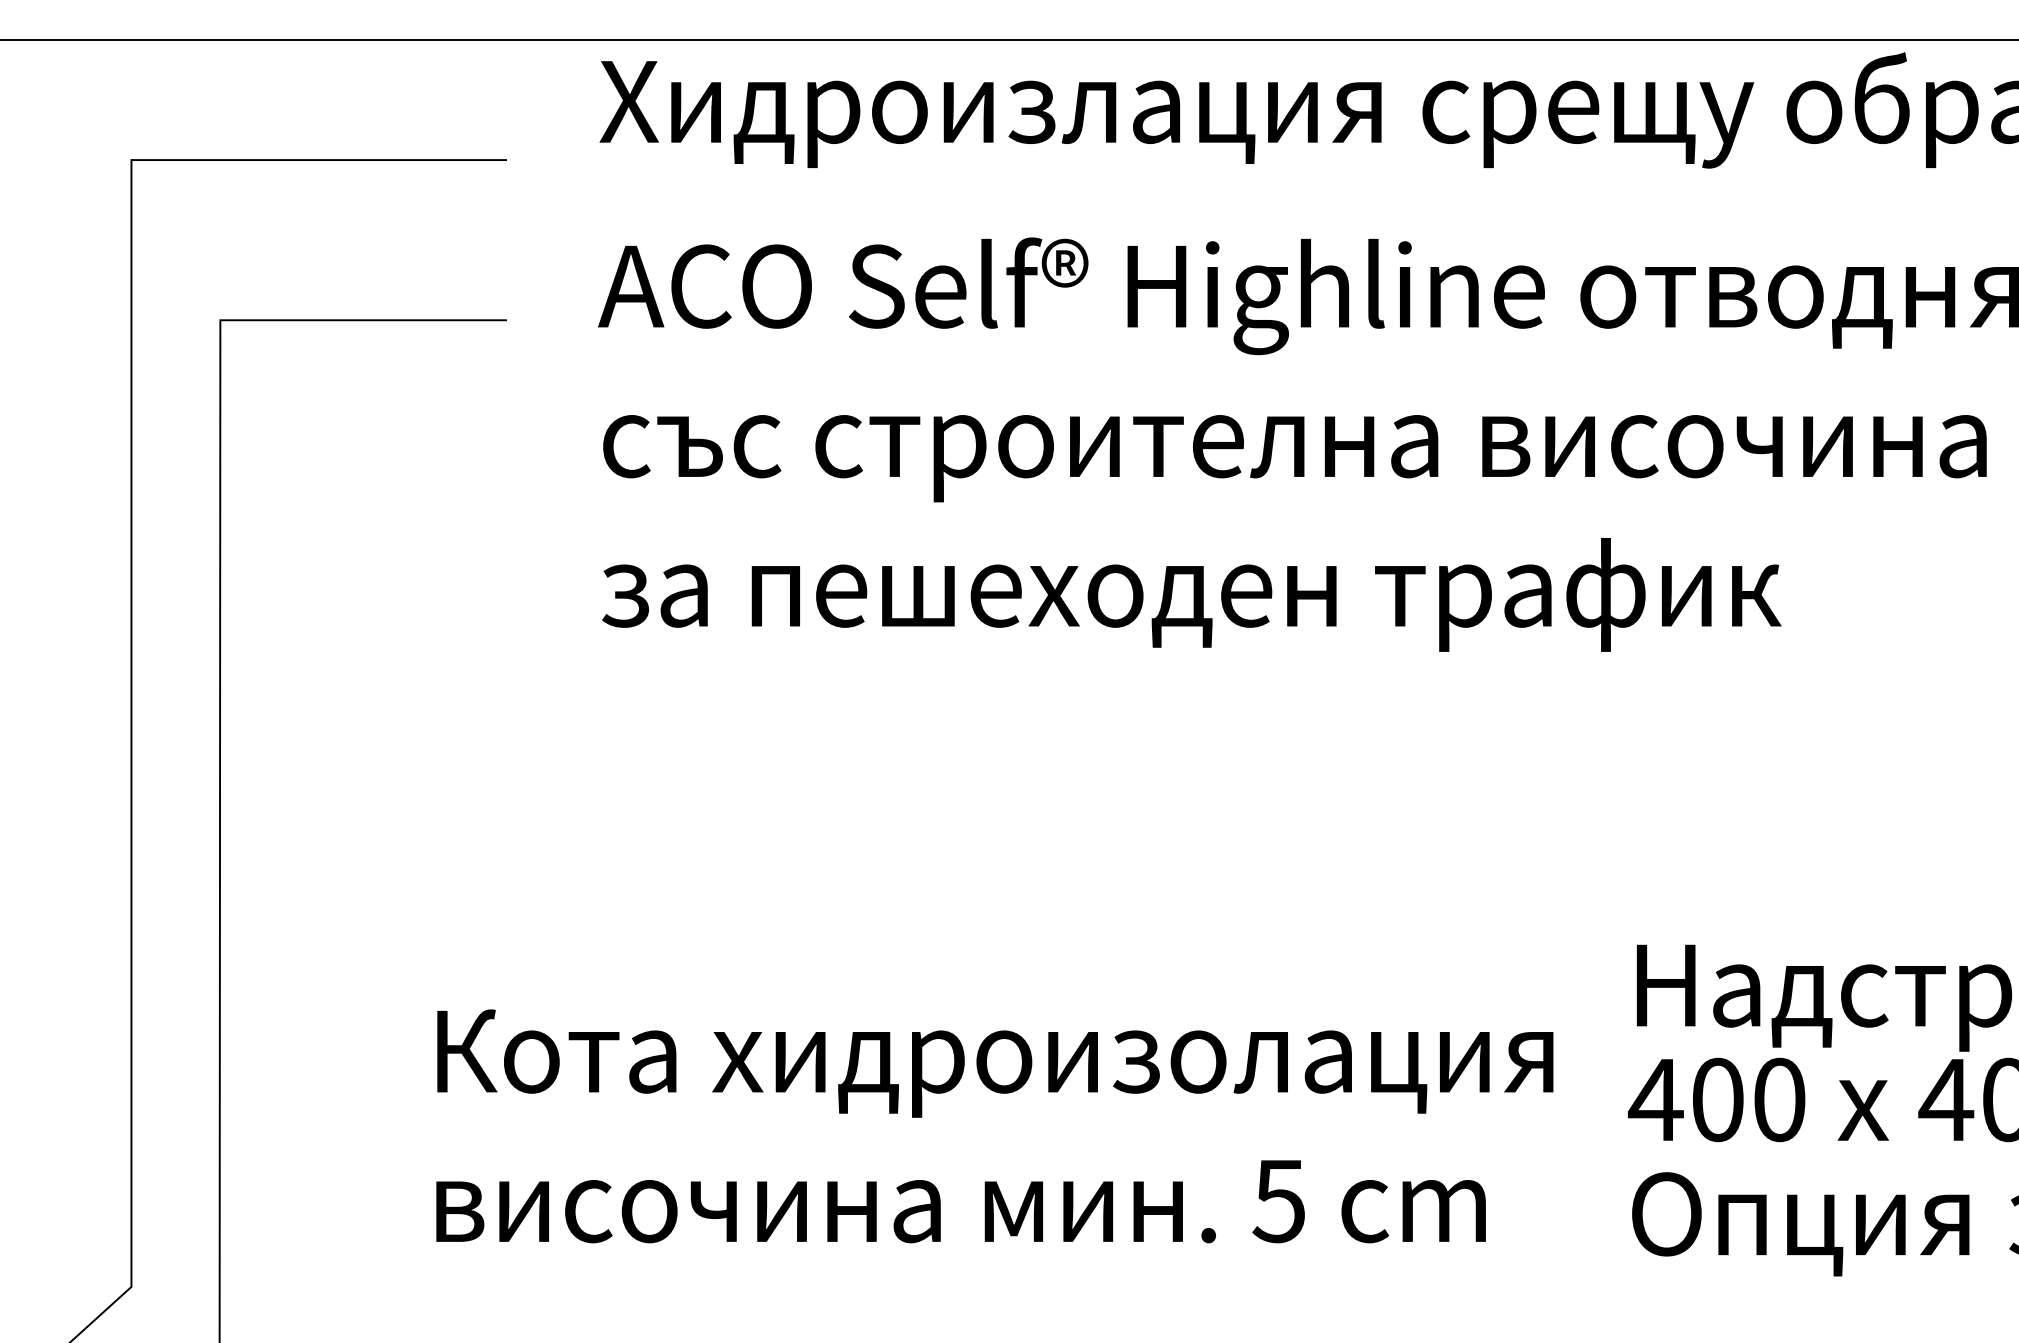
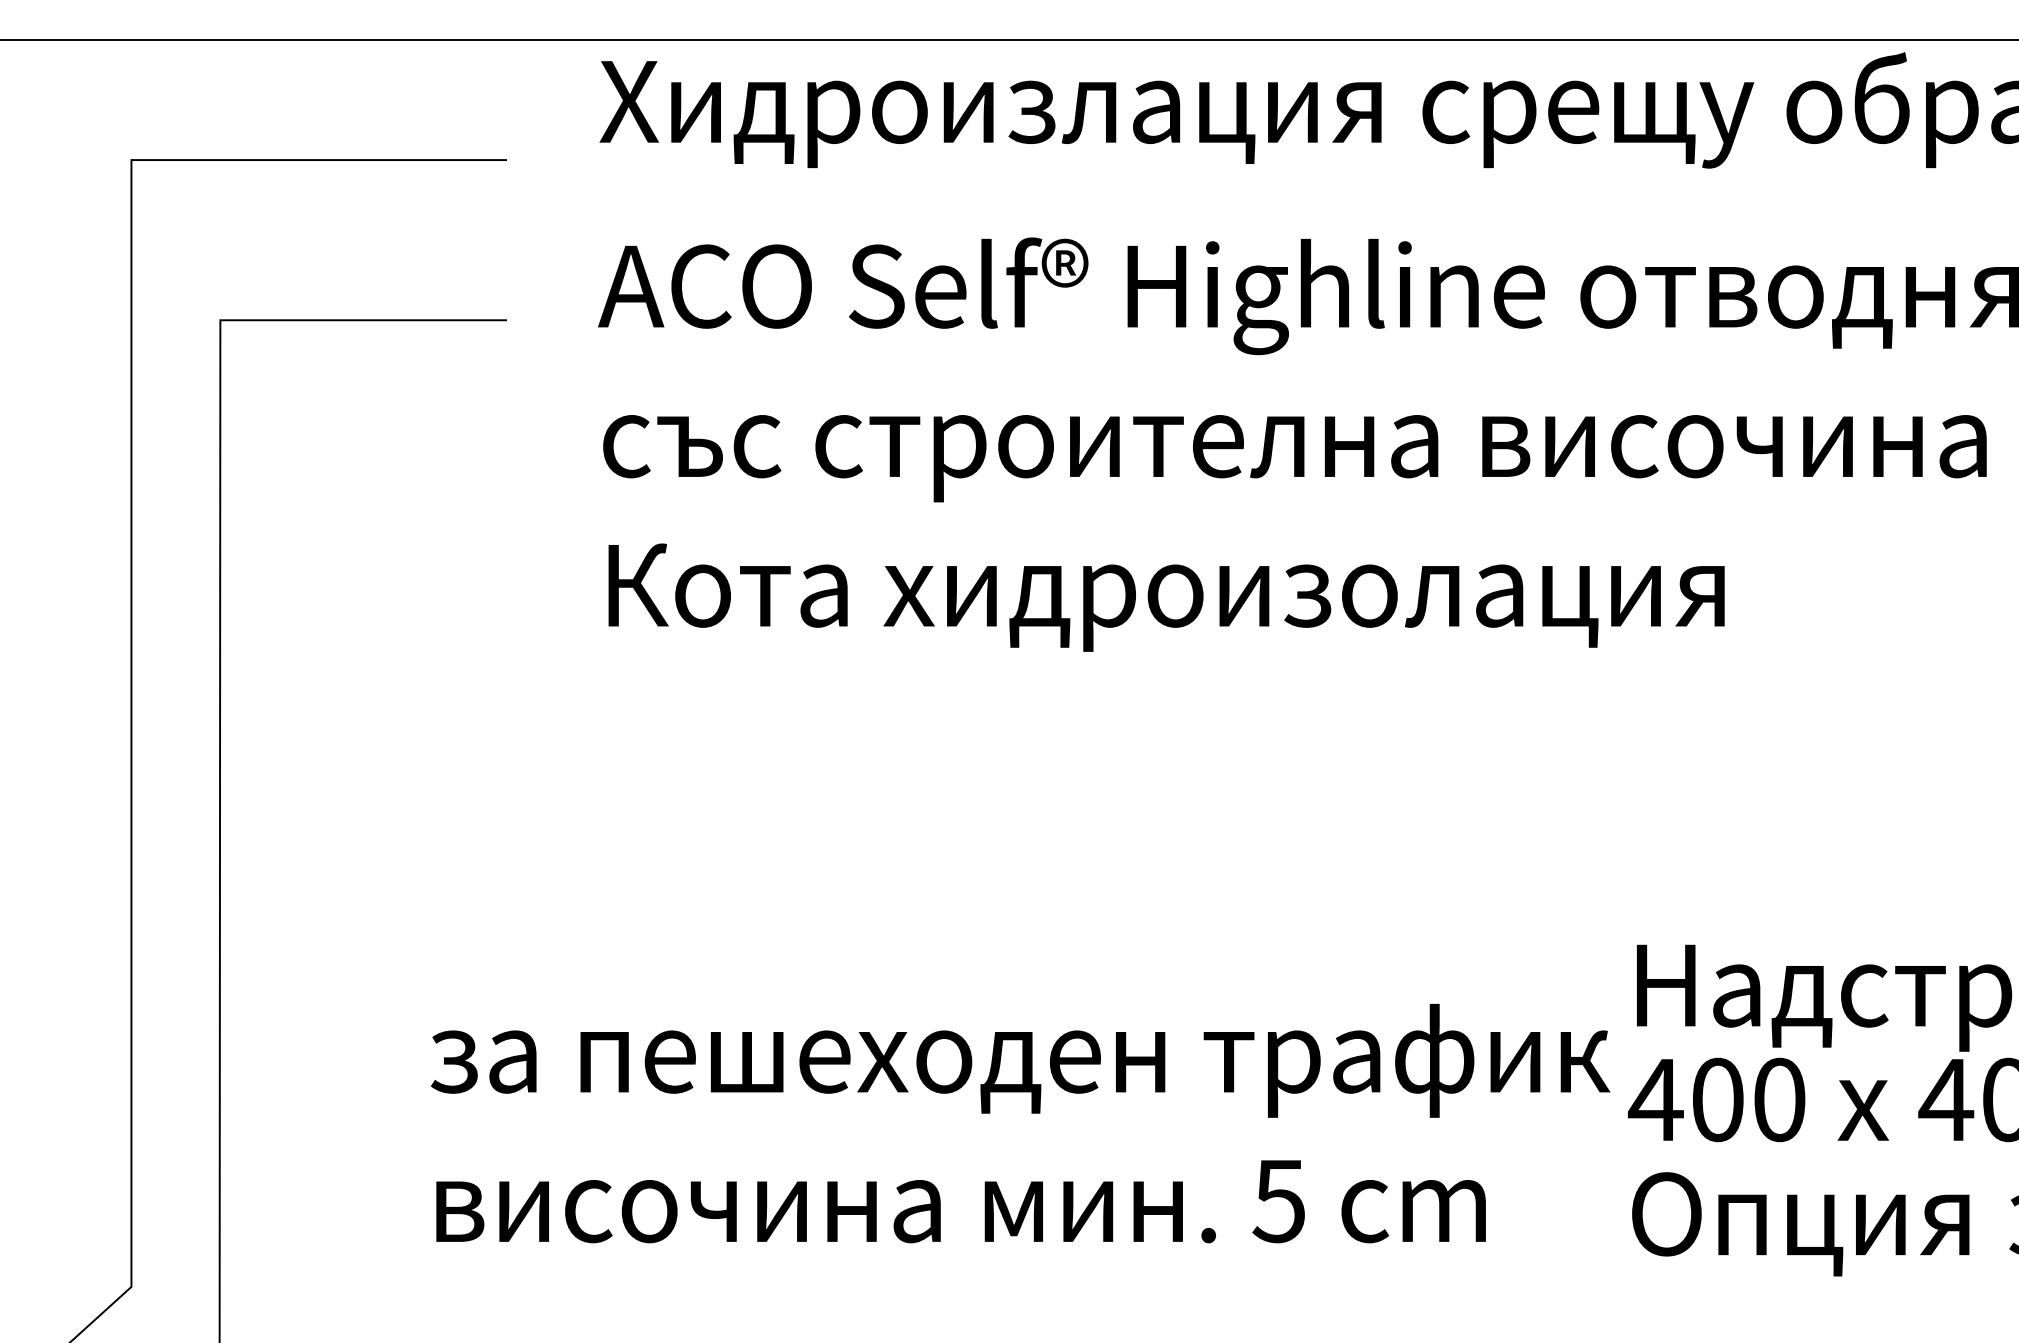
text: за пешеходен трафик -> Кота хидроизолация (1191, 594)
text: Кота хидроизолация -> за пешеходен трафик (1020, 1060)
